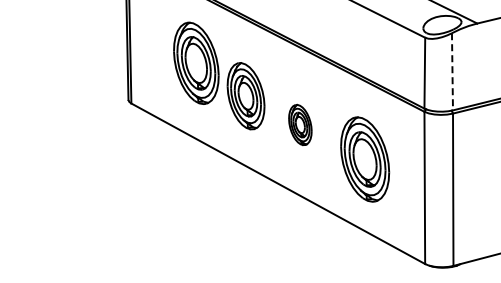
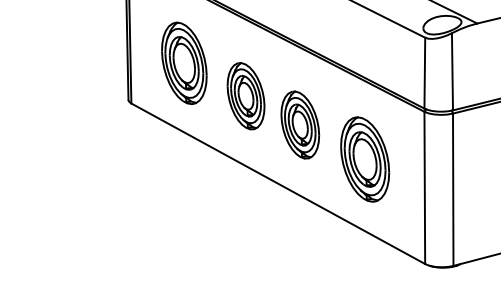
part position: (196, 62) -> (184, 62) (184, 62)
line: dashed -> solid (452, 71)
part size: 25x44 px -> 41x70 px (300, 124)
